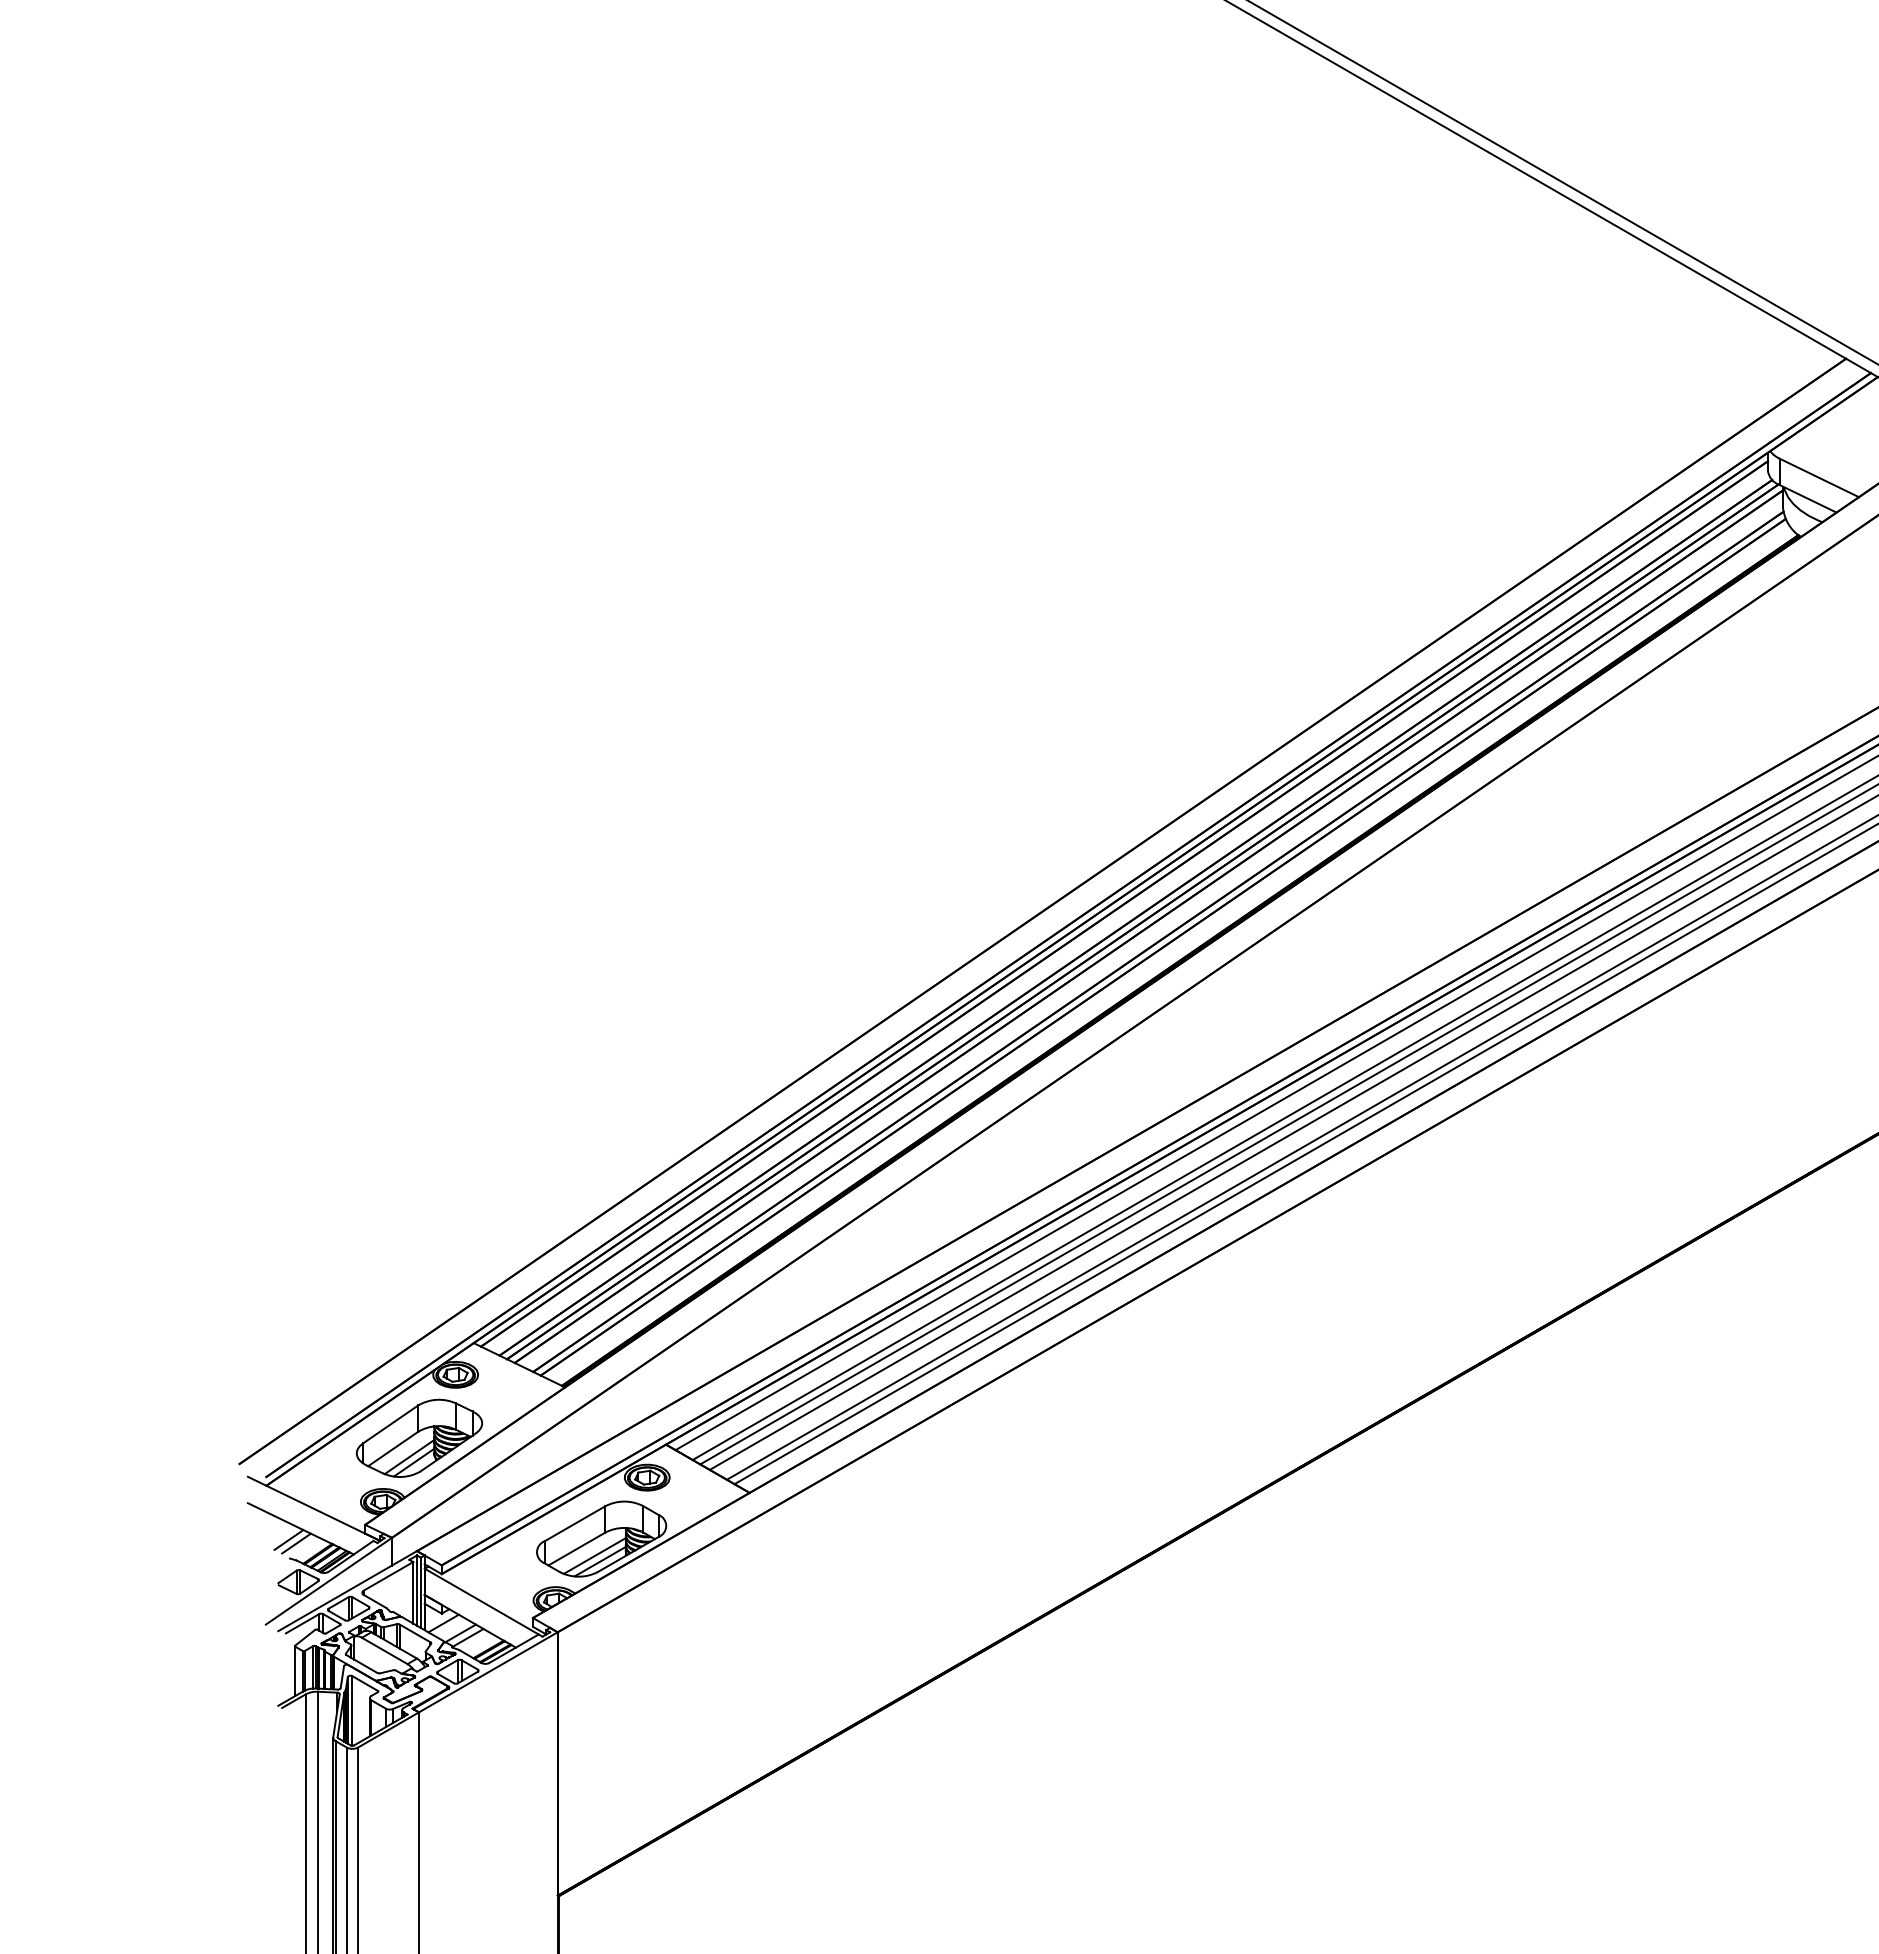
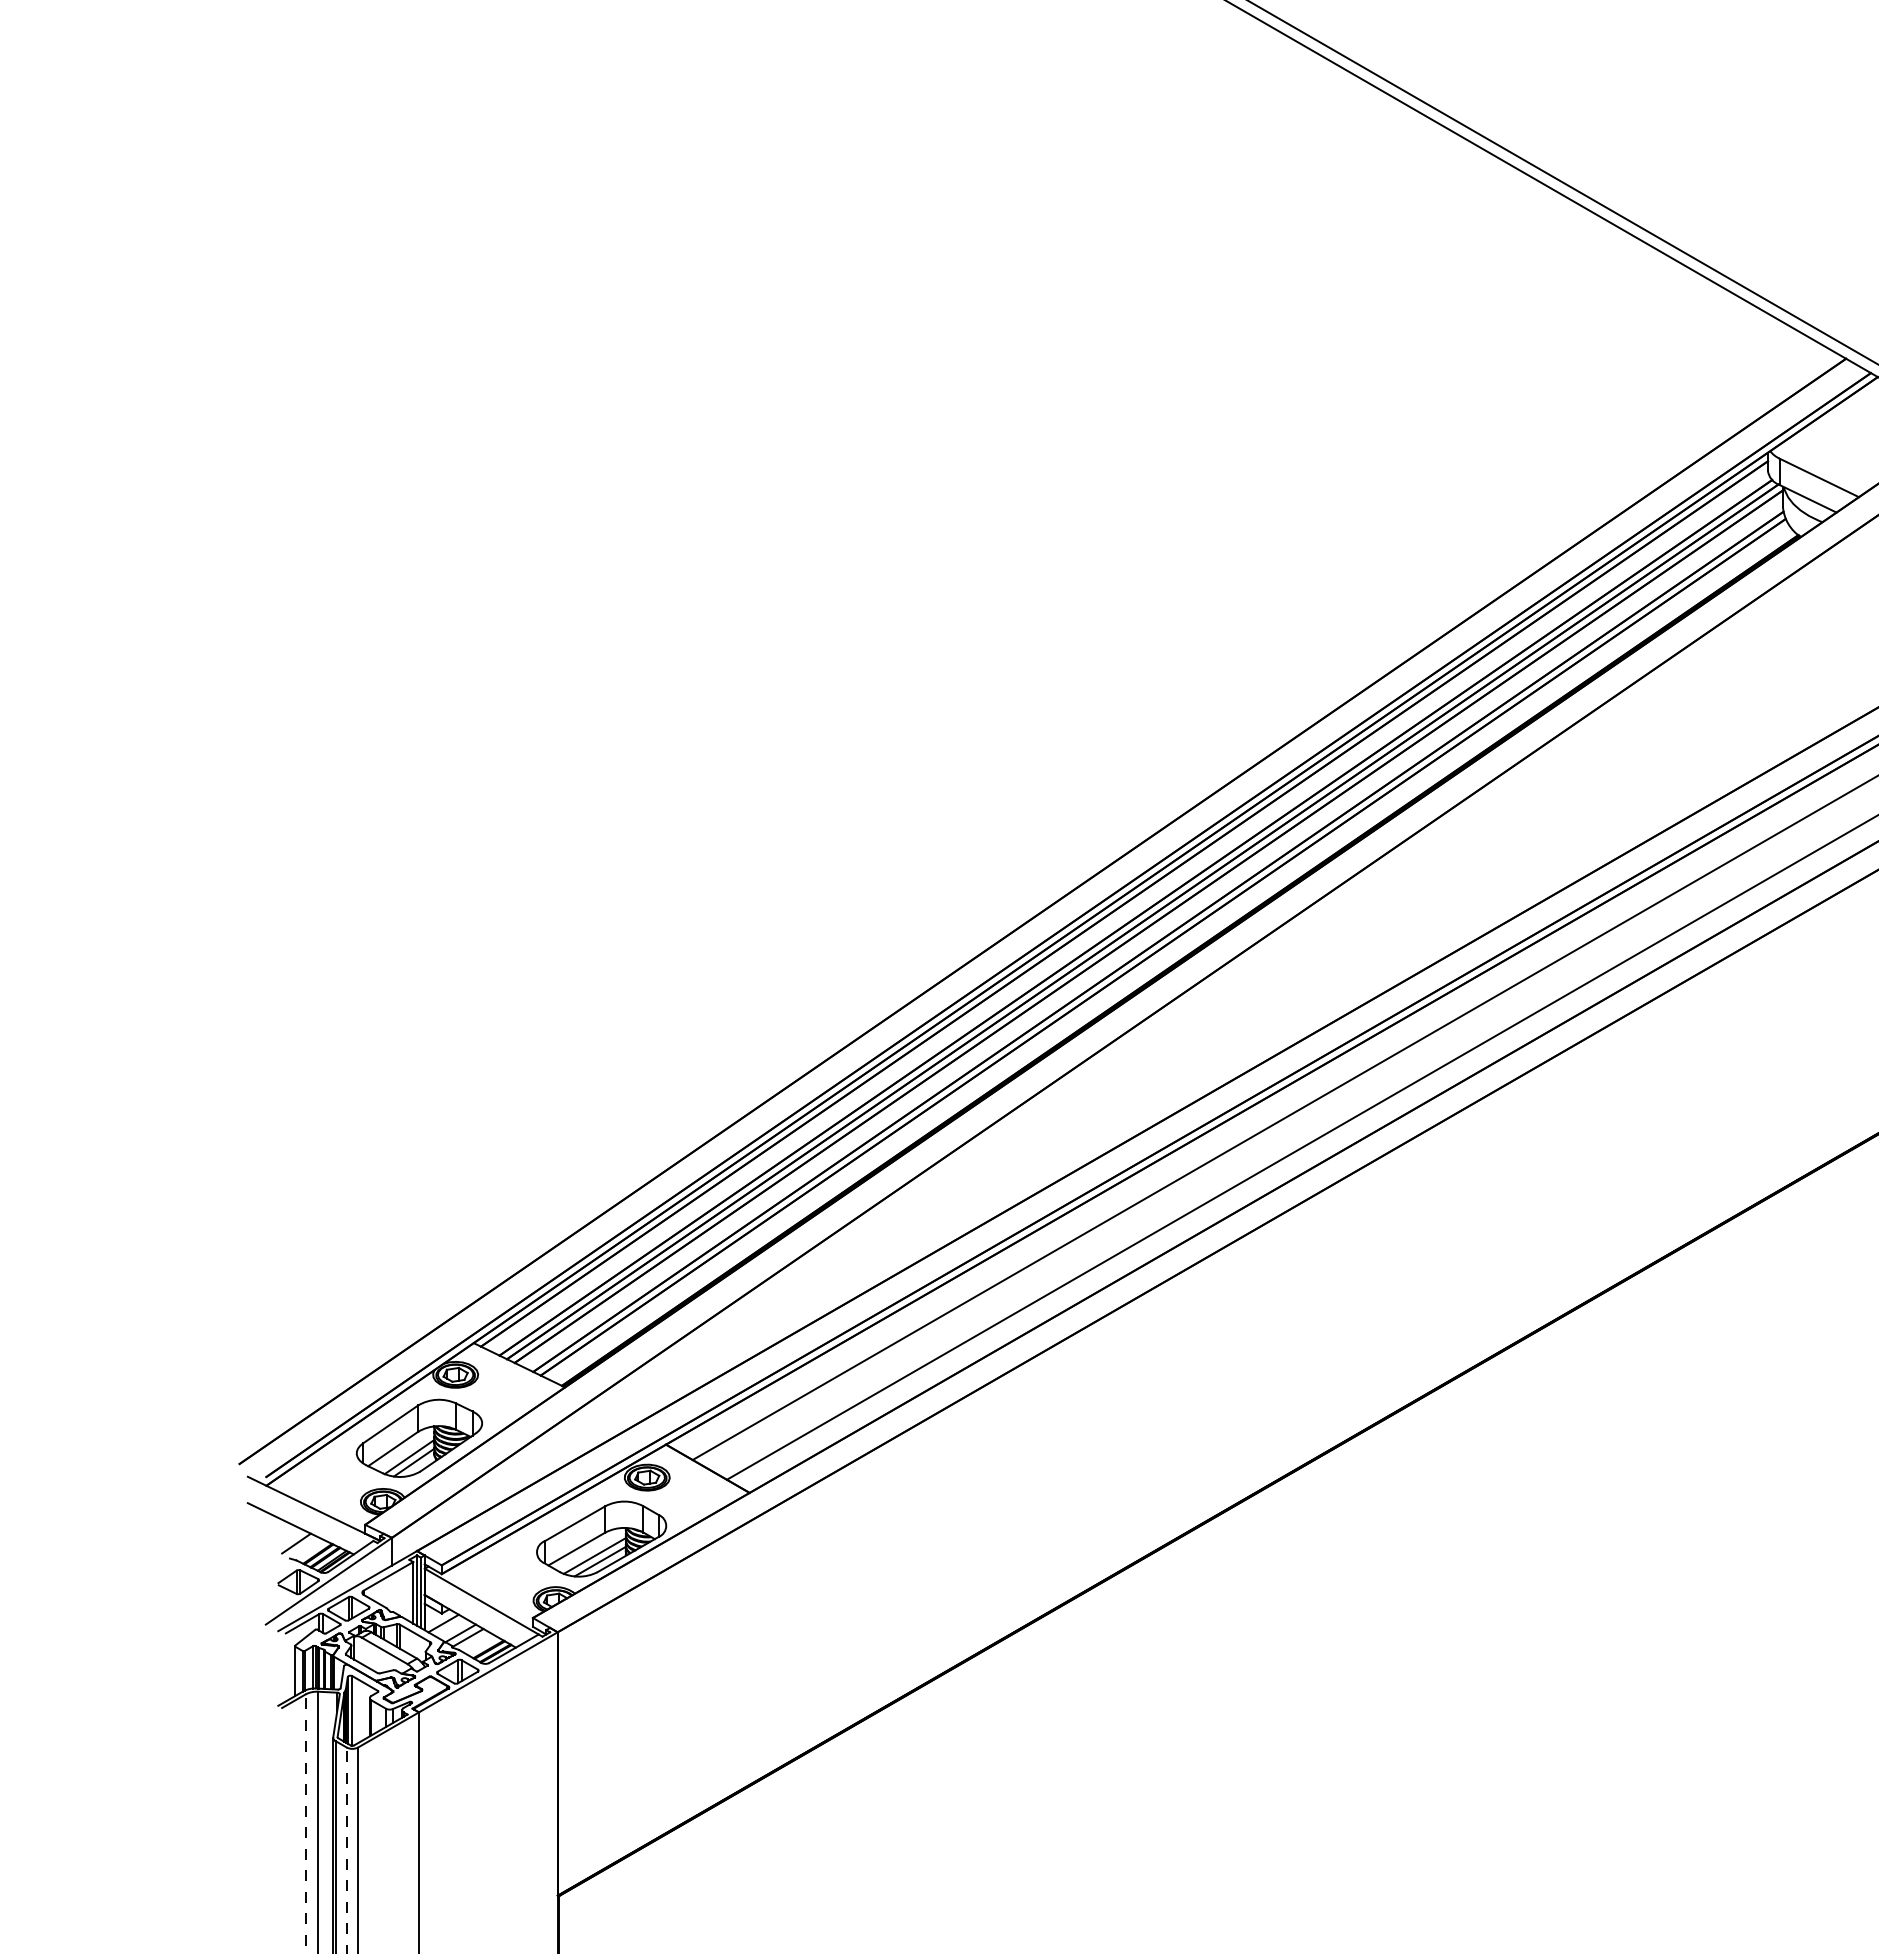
line: present -> none (1275, 1103)
line: present -> none (1287, 1124)
line: present -> none (1292, 1132)
line: present -> none (1304, 1154)
line: present -> none (288, 1539)
line: solid -> dashed (305, 1823)
line: solid -> dashed (346, 1850)
